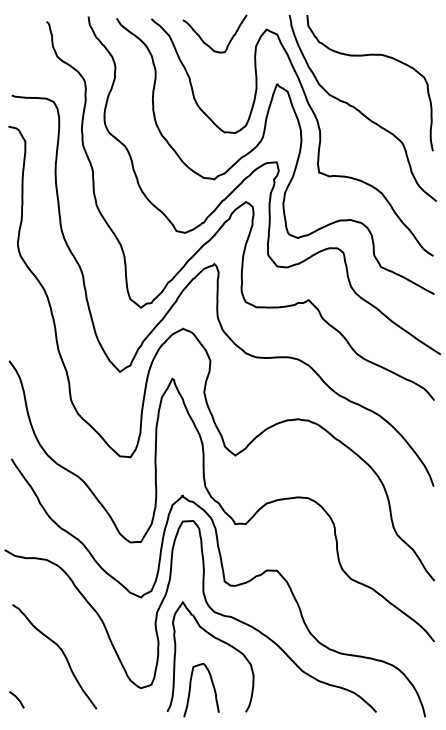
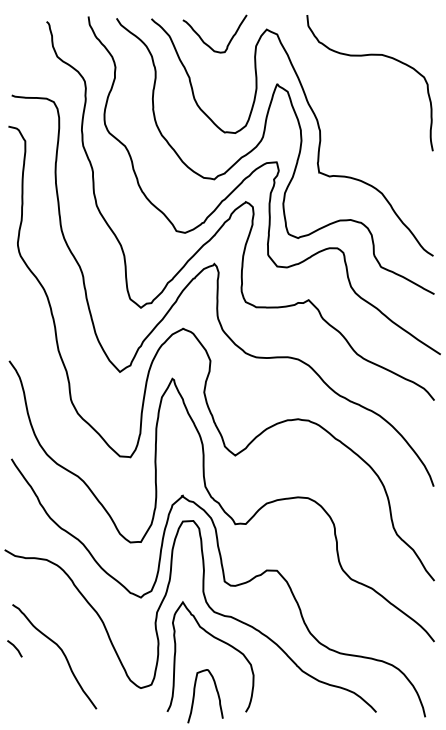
curve: present -> none (360, 110)
curve position: (190, 690) -> (194, 696) (194, 696)
line position: (16, 698) -> (14, 647) (14, 647)
